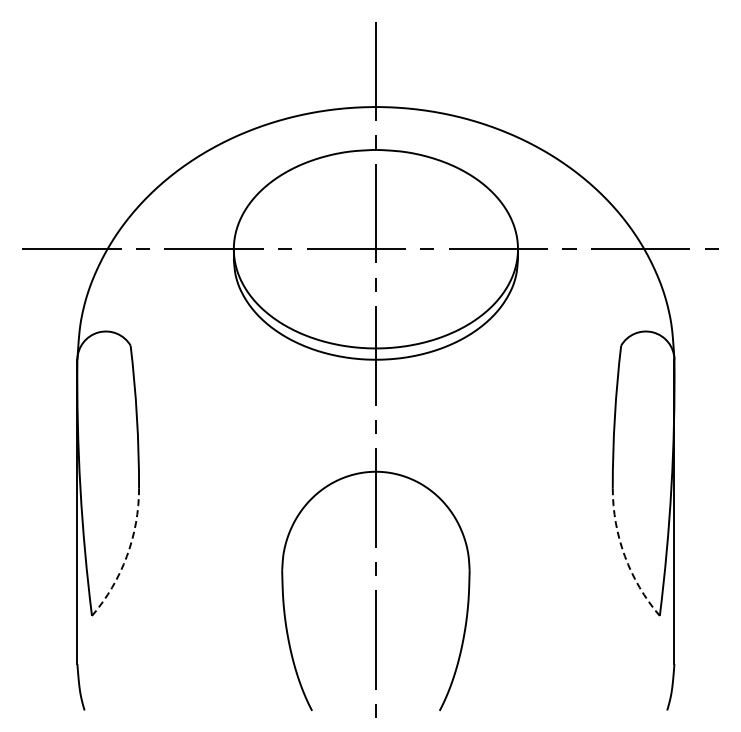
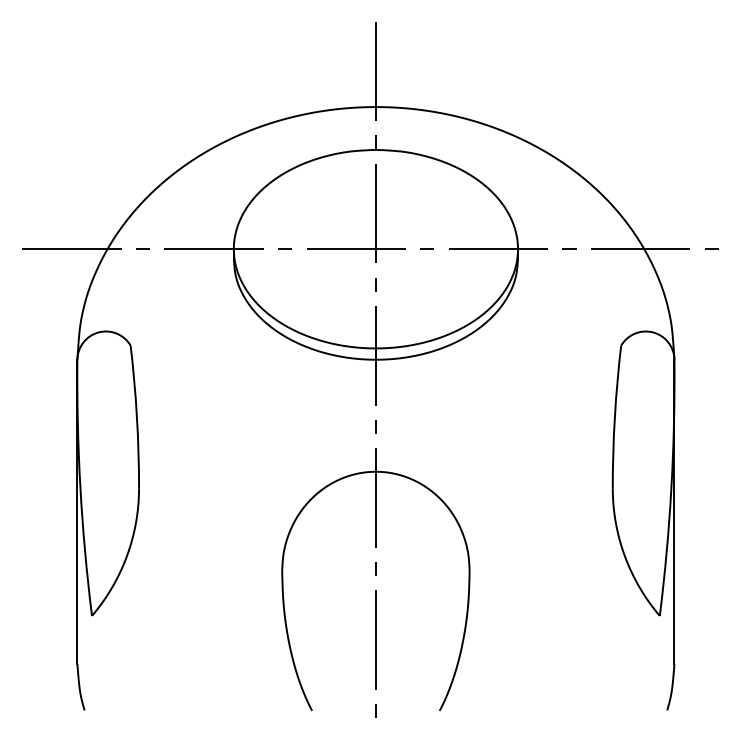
arc: dashed -> solid (126, 556)
arc: dashed -> solid (624, 556)
